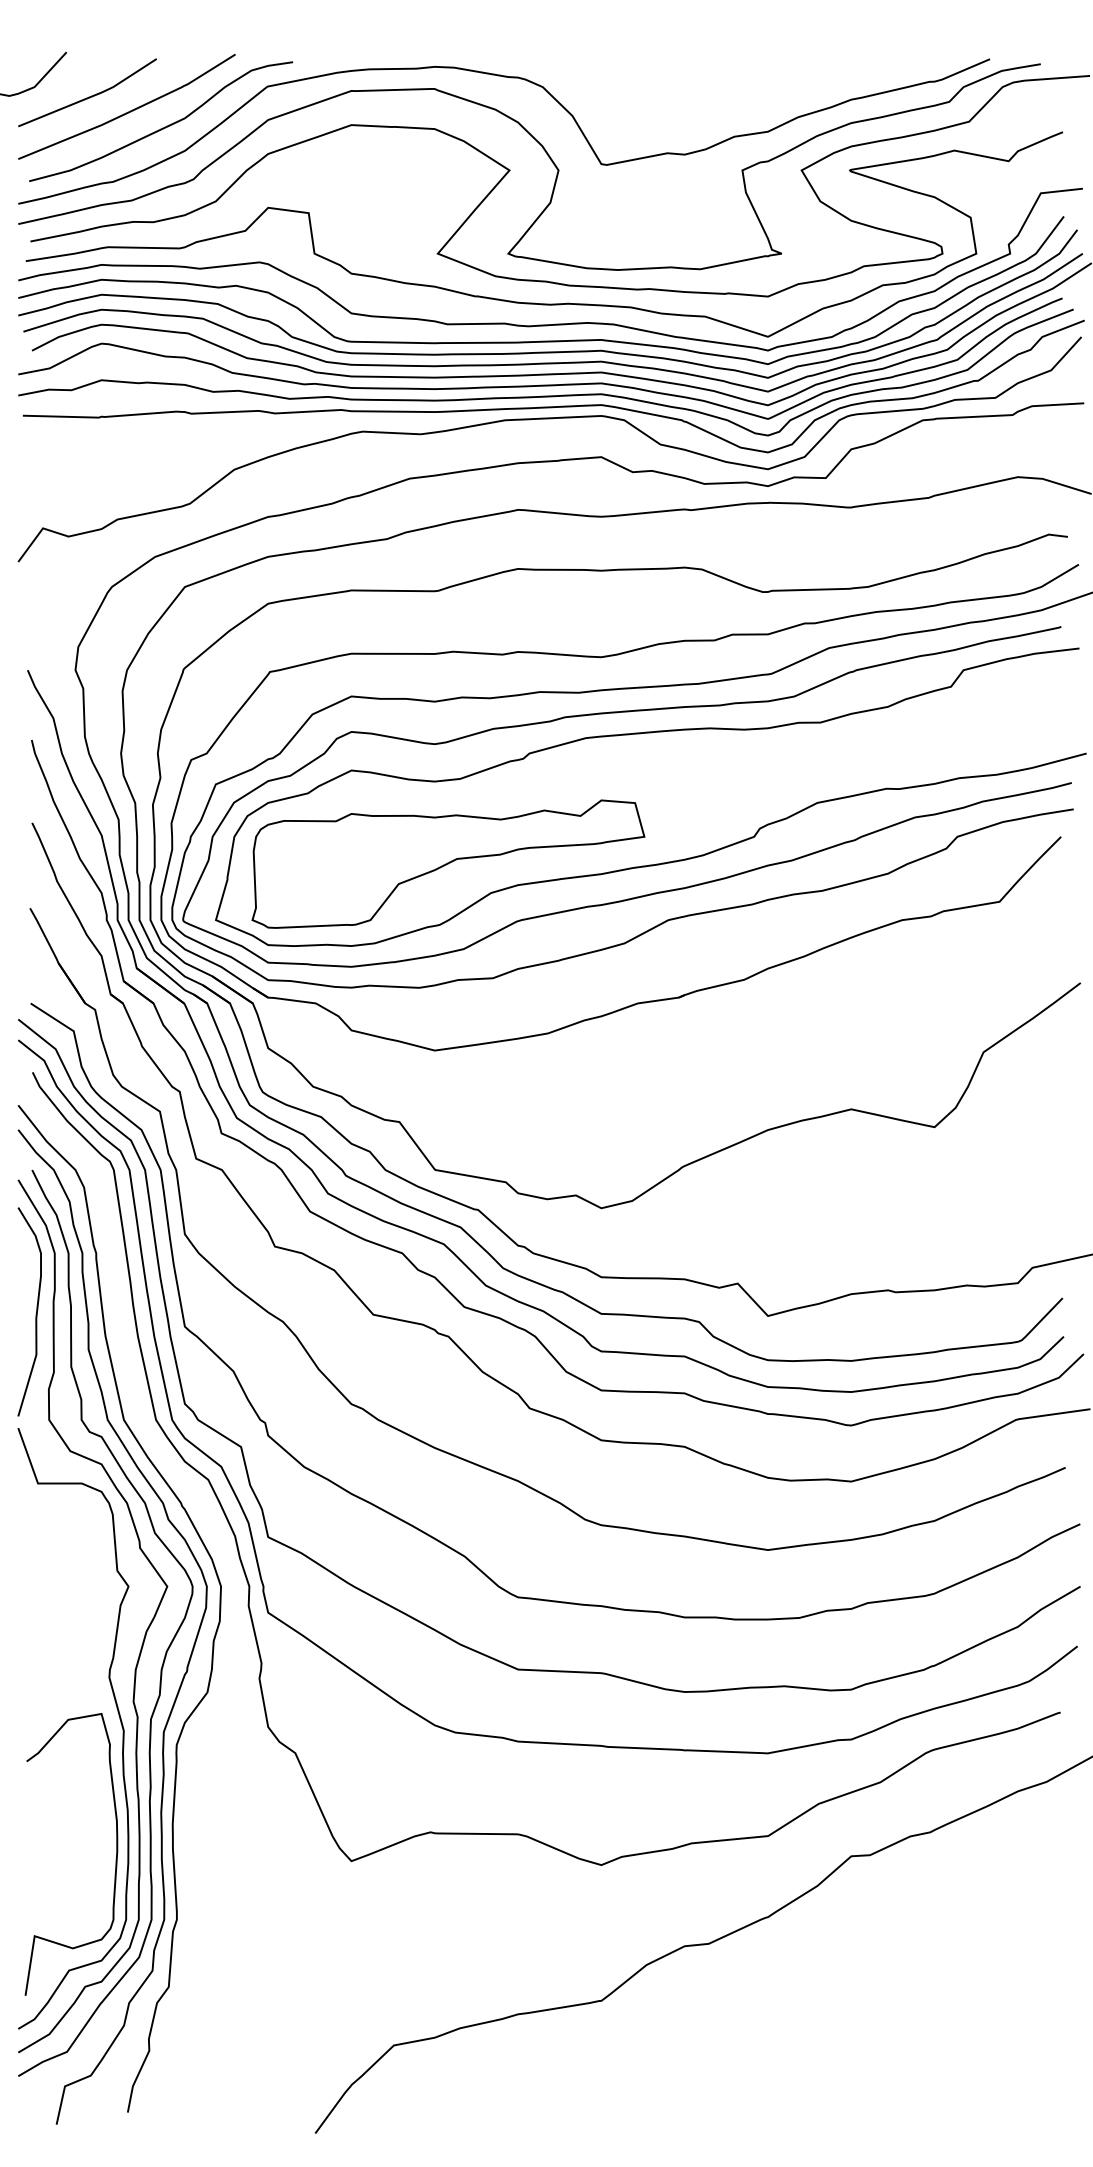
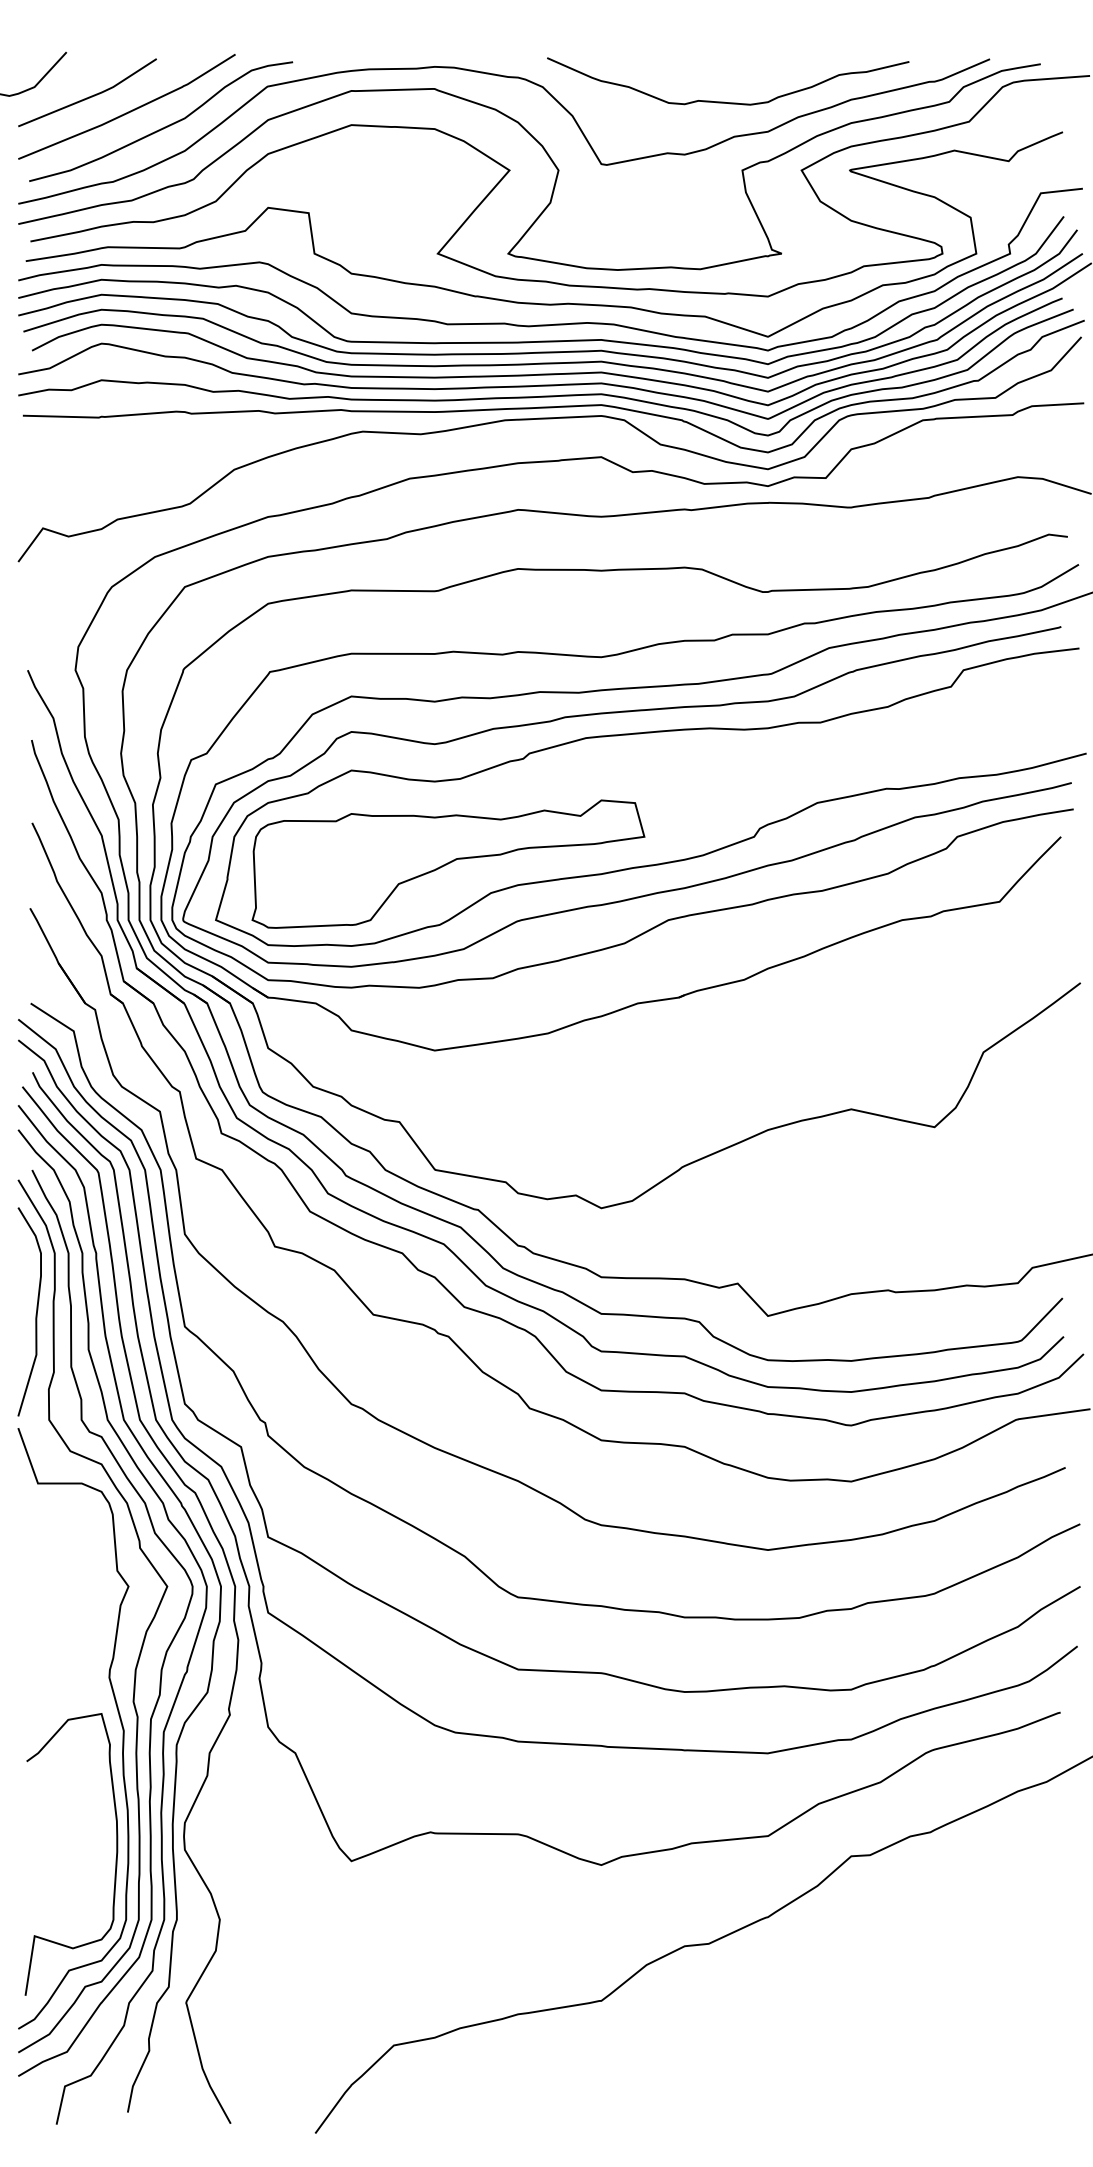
curve: none -> present (724, 101)
curve: none -> present (233, 1604)
